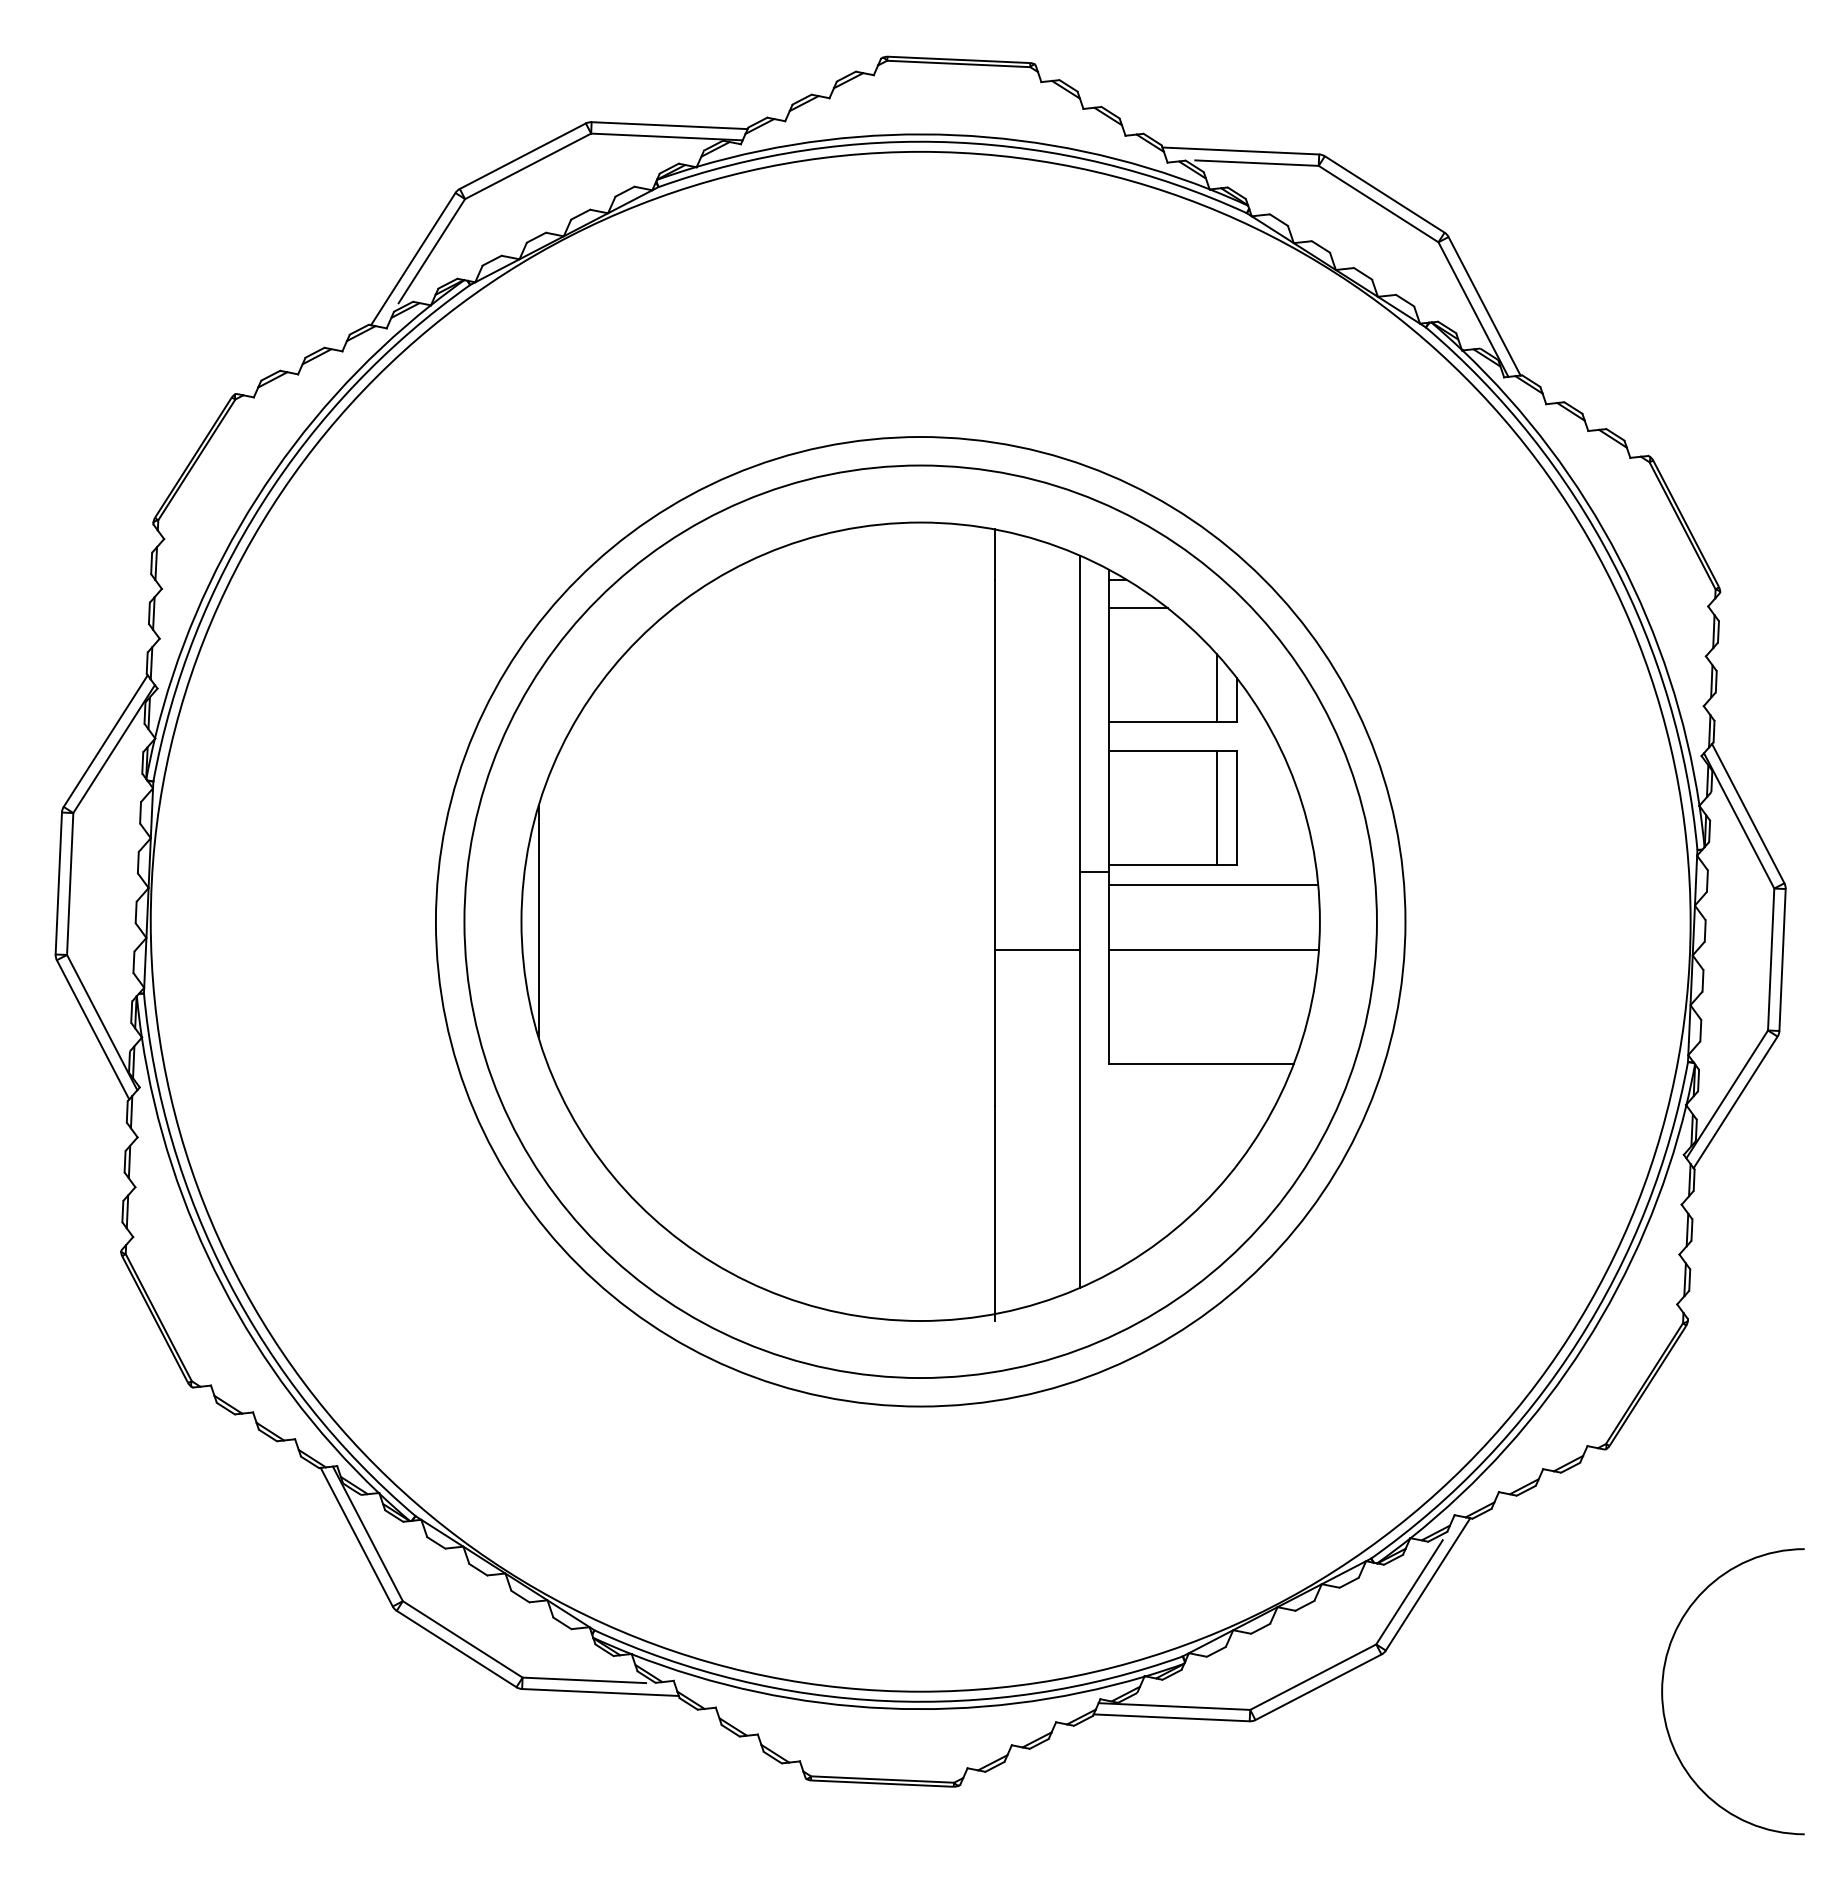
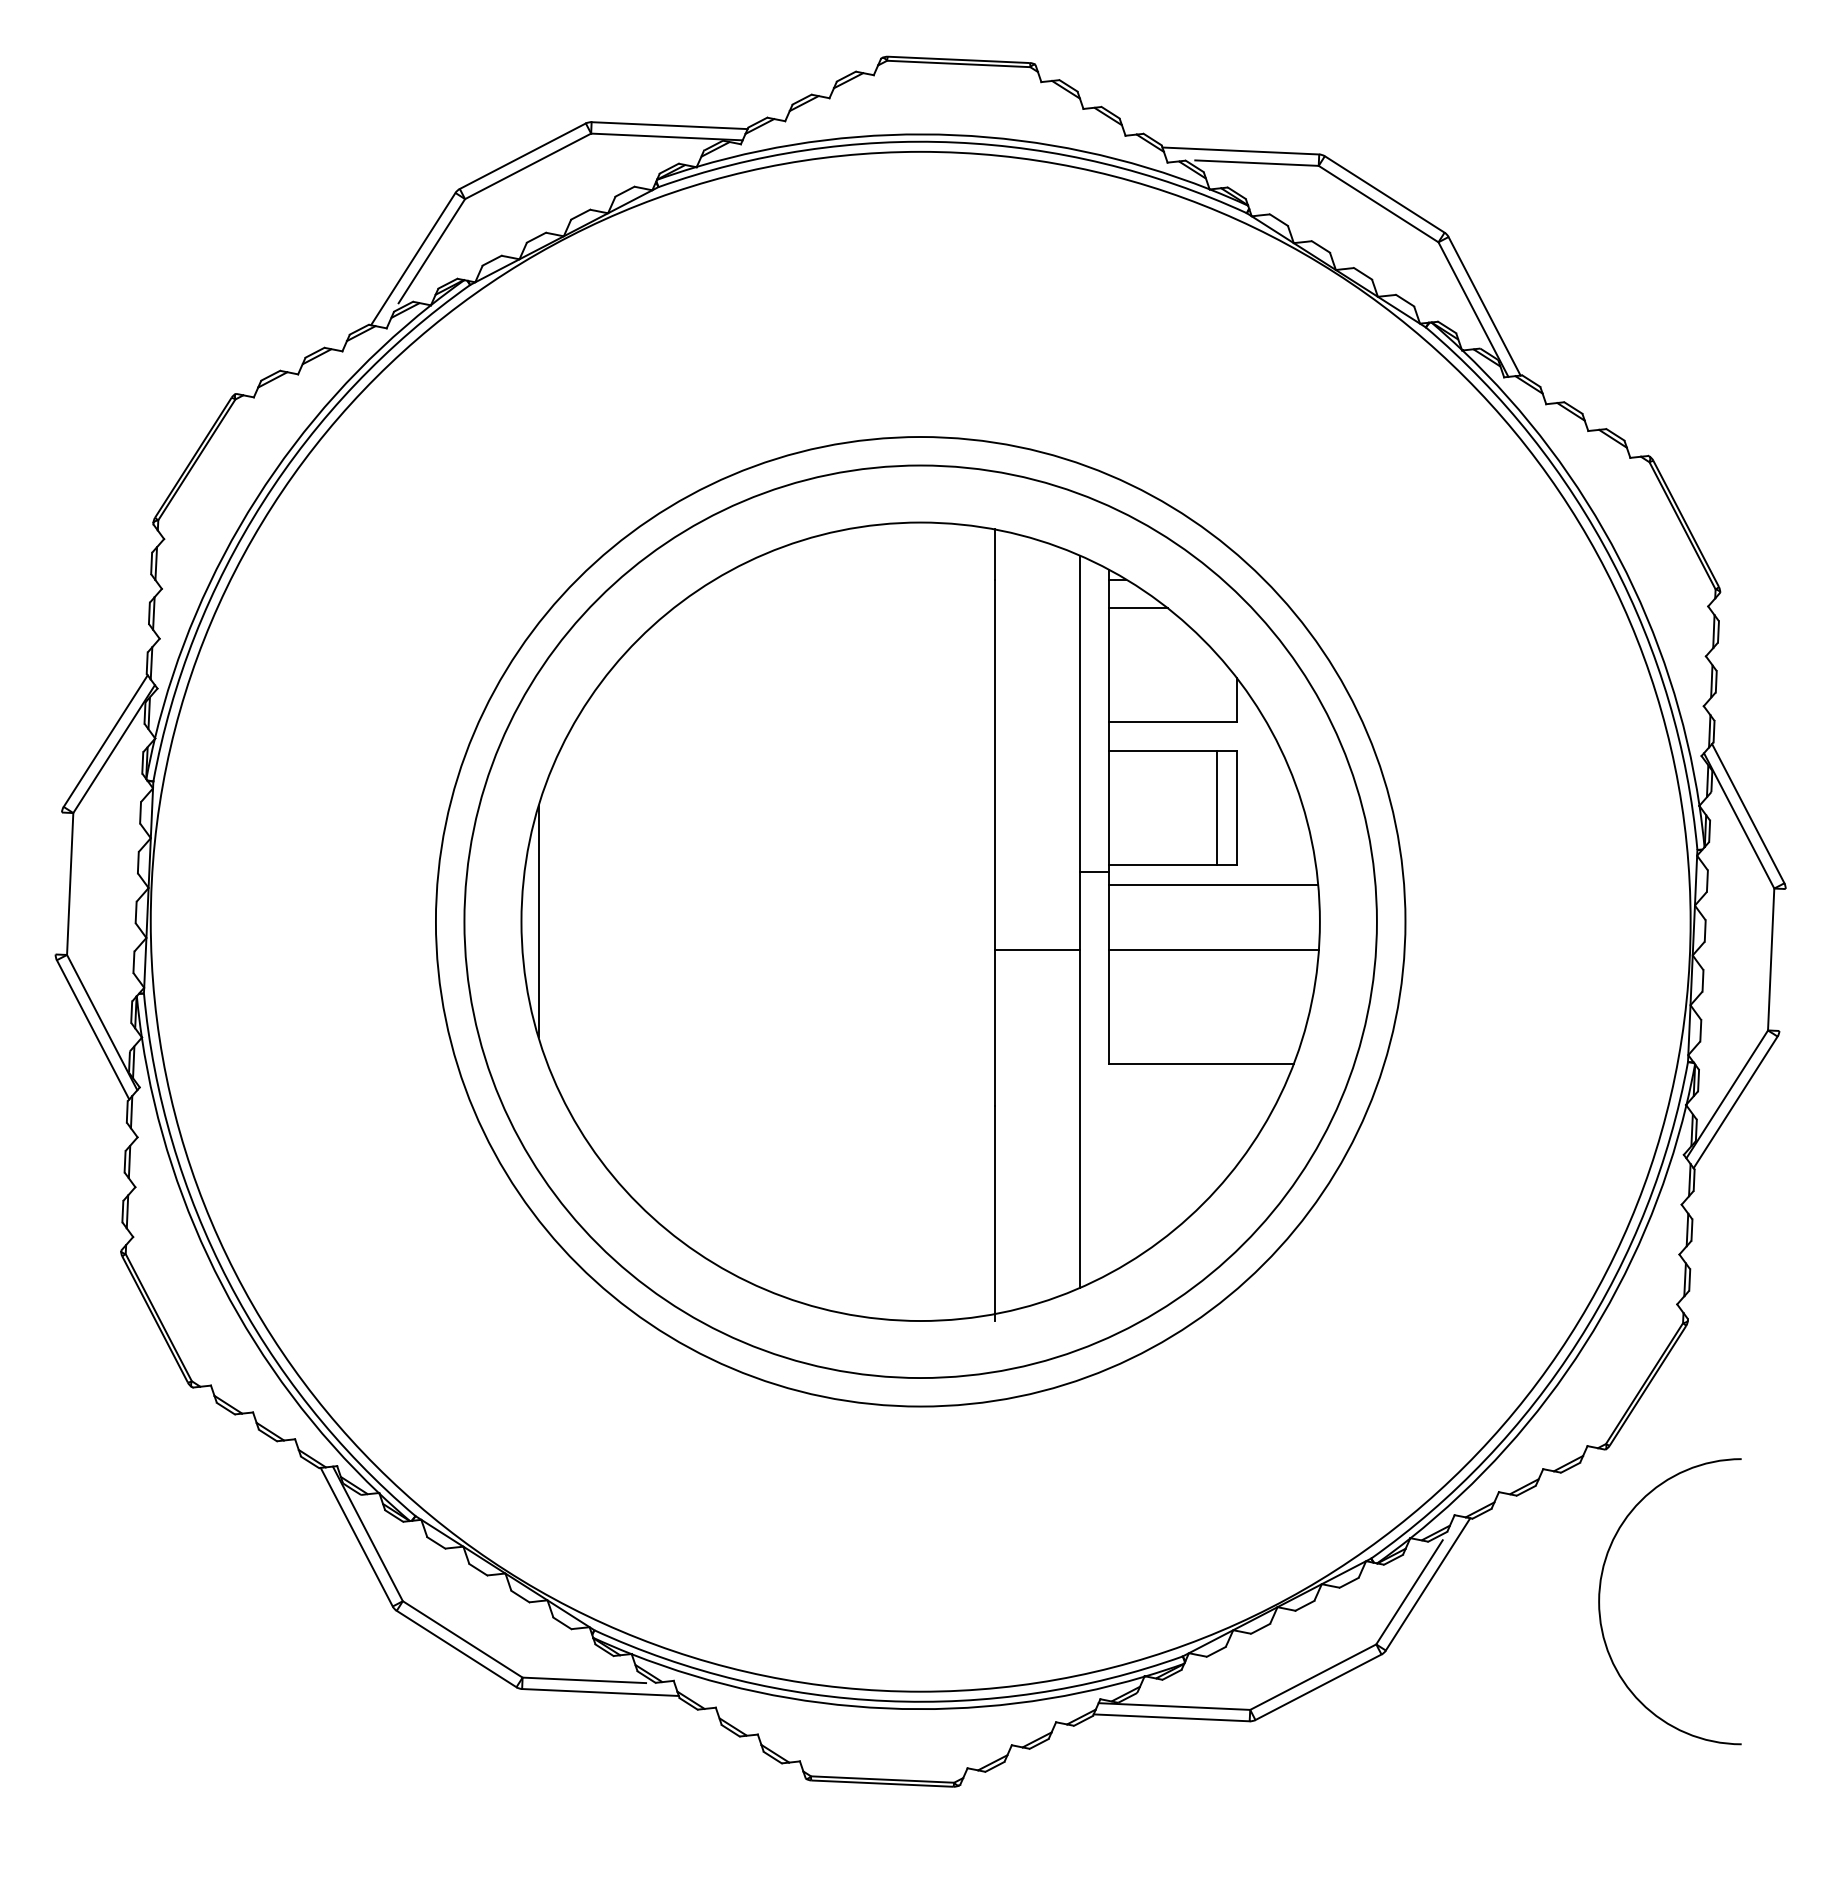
line: present -> none (1217, 688)
line: present -> none (58, 883)
line: present -> none (1782, 959)
arc position: (1663, 1689) -> (1600, 1599) (1600, 1599)
